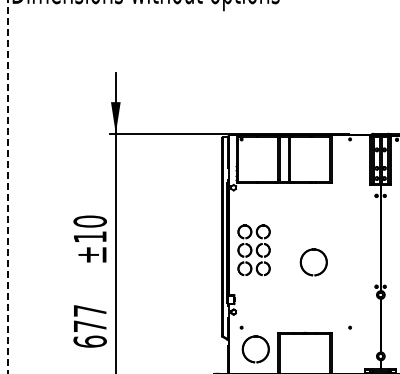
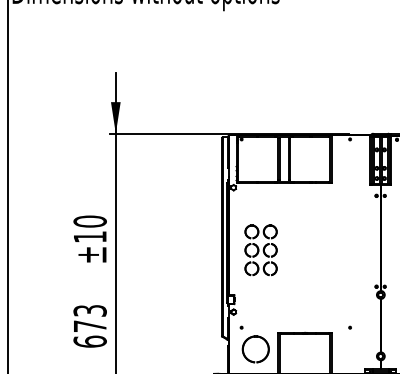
line: dashed -> solid (7, 187)
part position: (253, 250) -> (260, 250) (260, 250)
part: present -> none (313, 262)
text: 677 -> 673 (89, 310)
